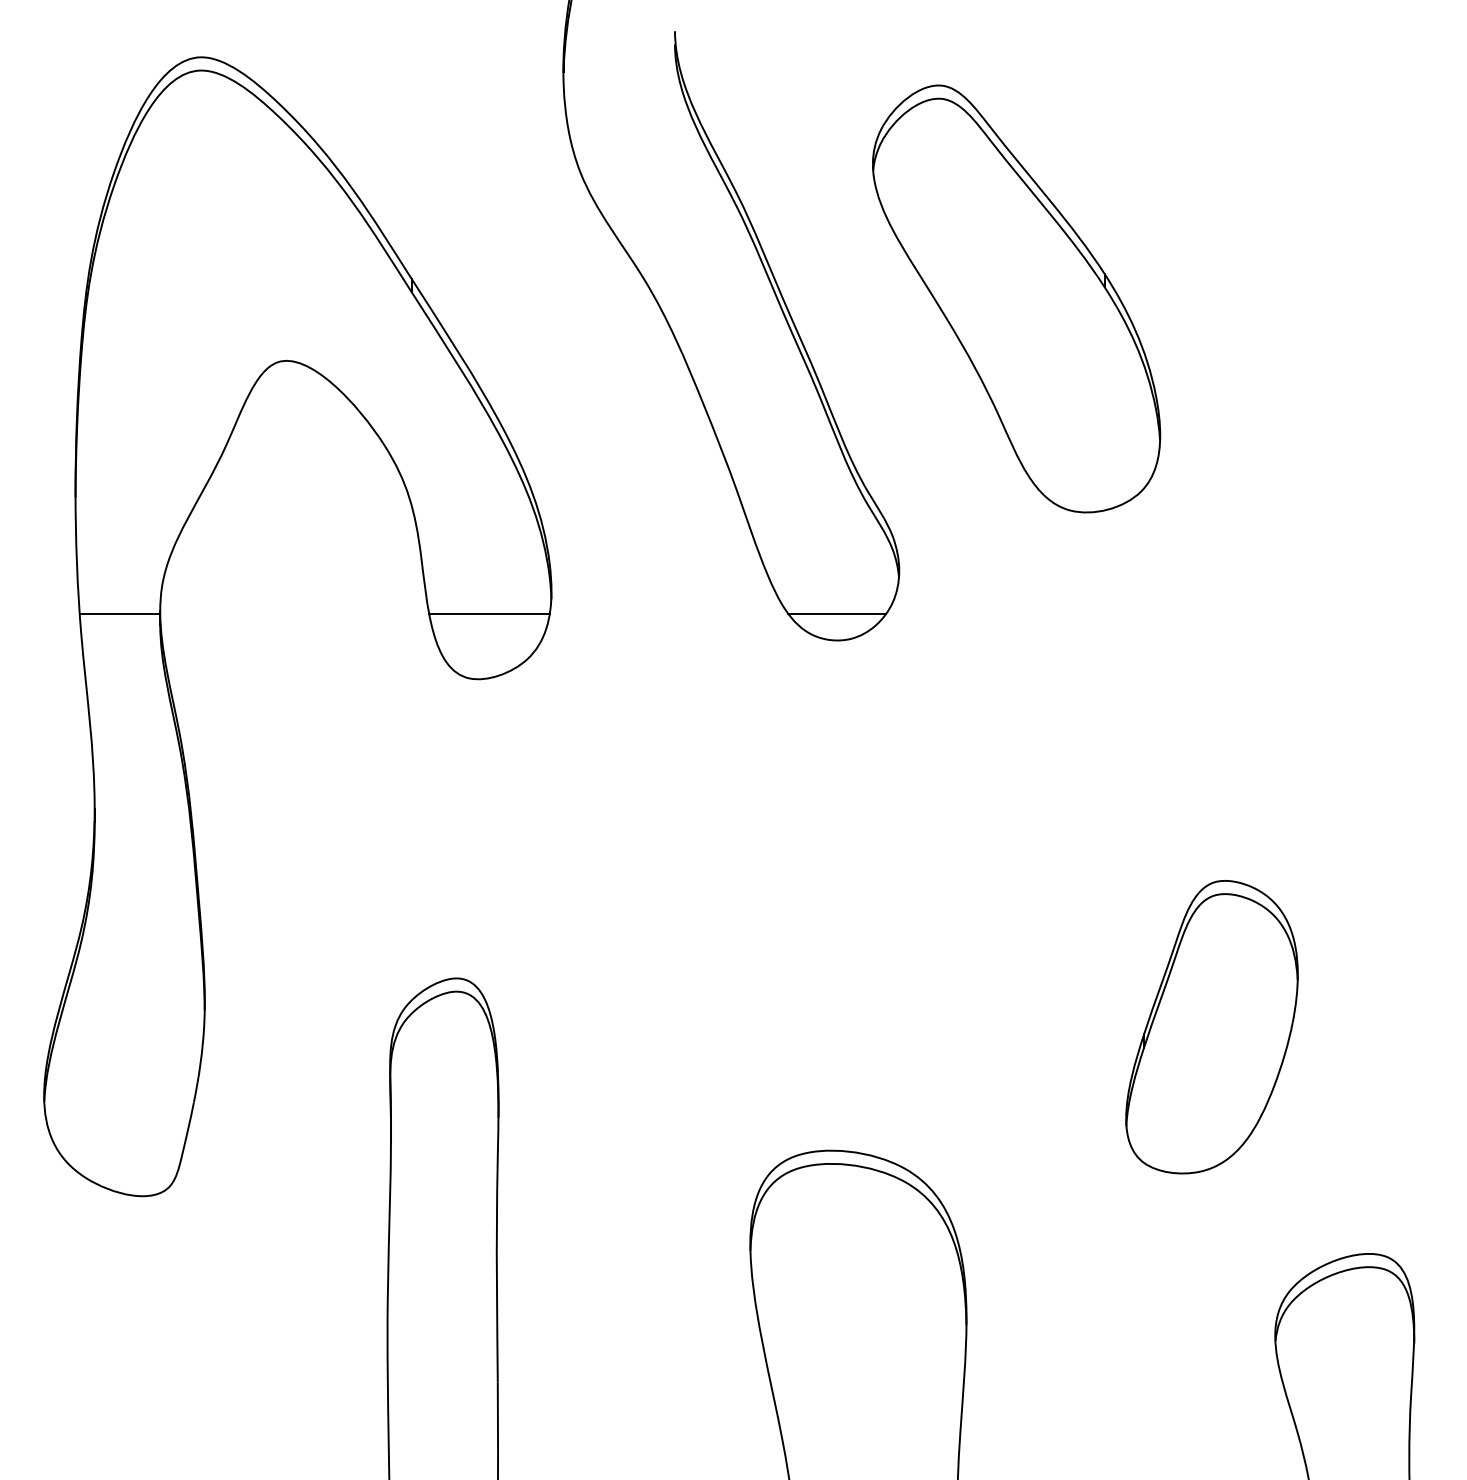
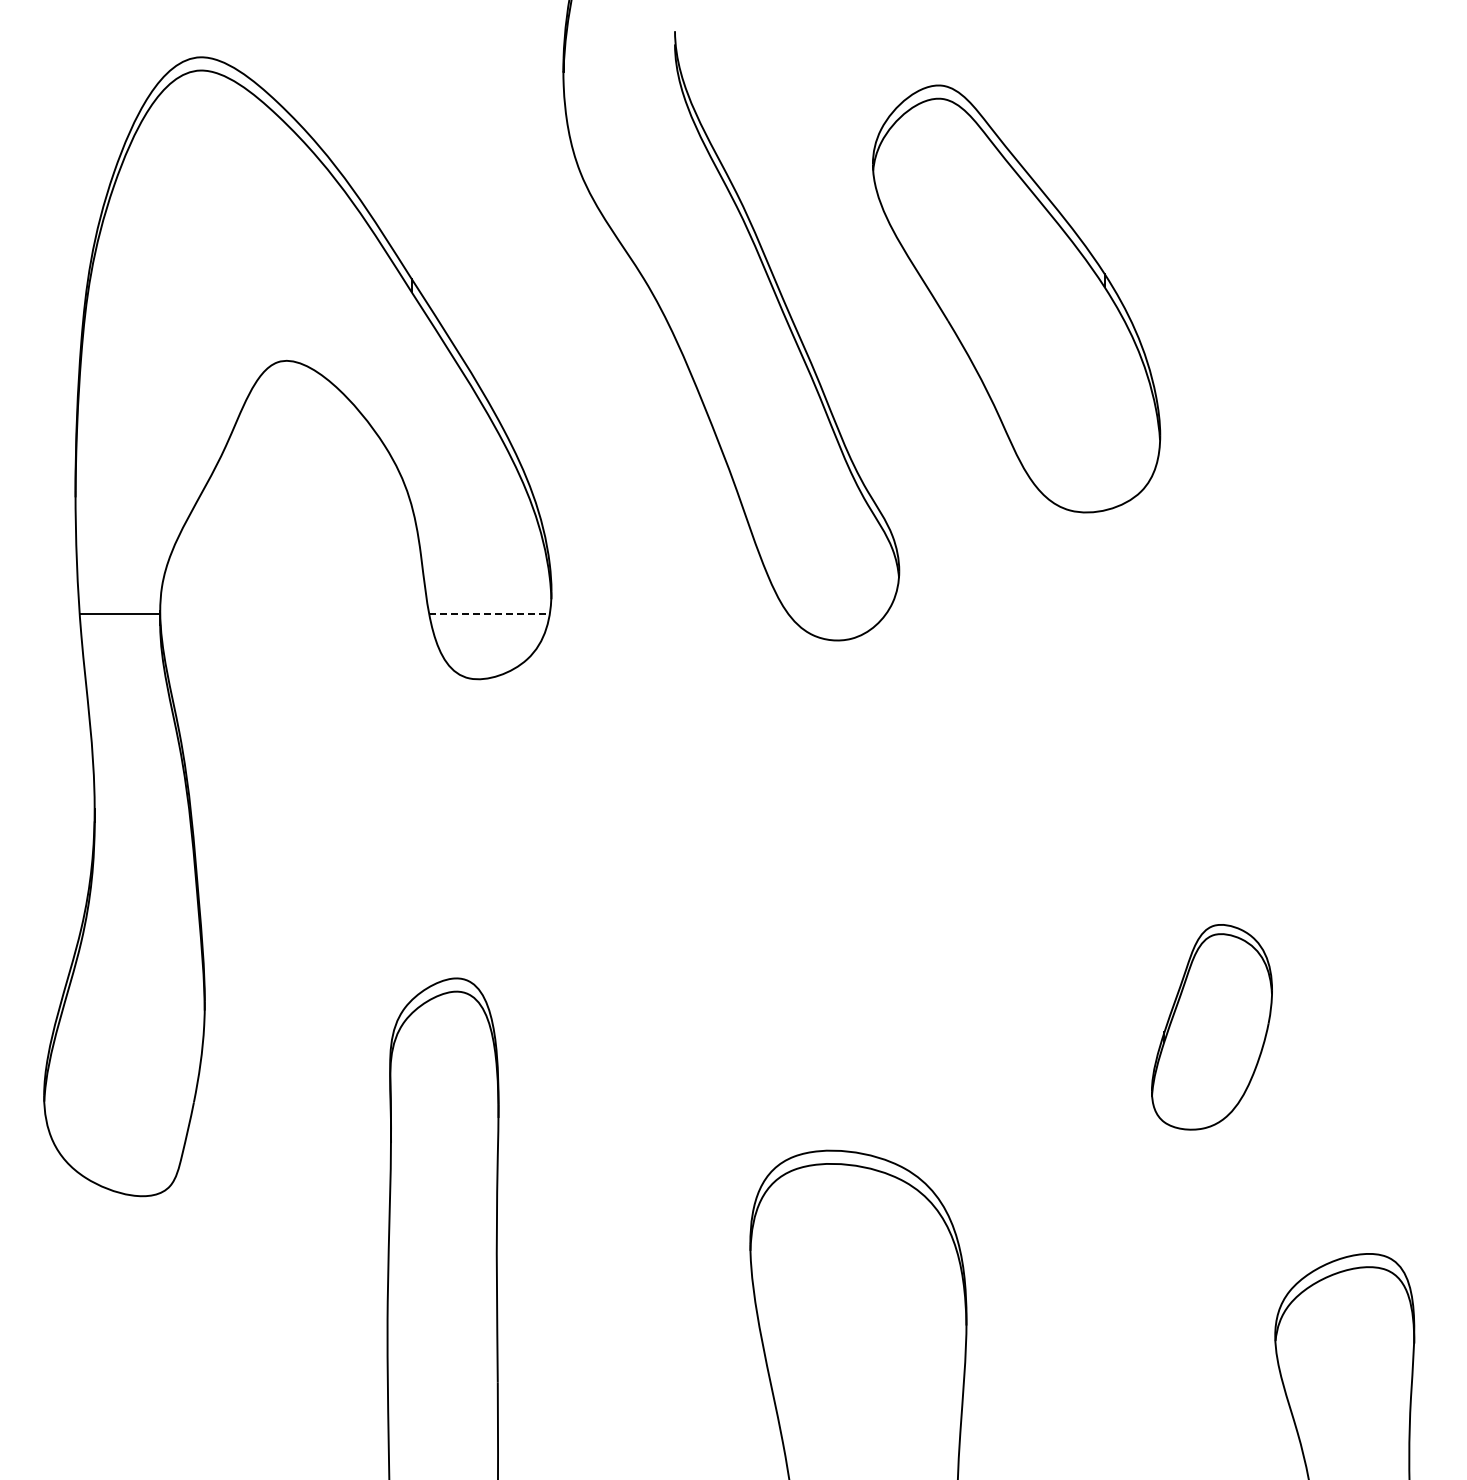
line: solid -> dashed (489, 613)
line: present -> none (837, 613)
part size: 174x295 px -> 122x207 px (1211, 1027)
